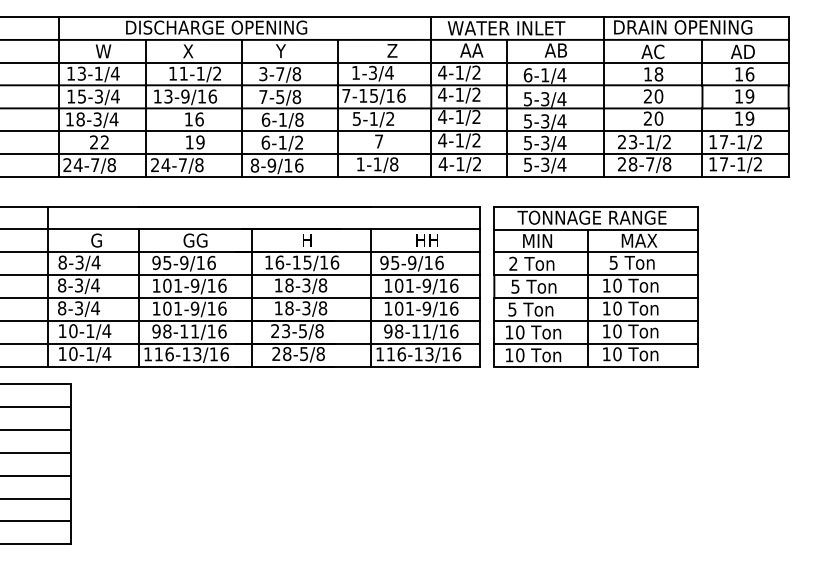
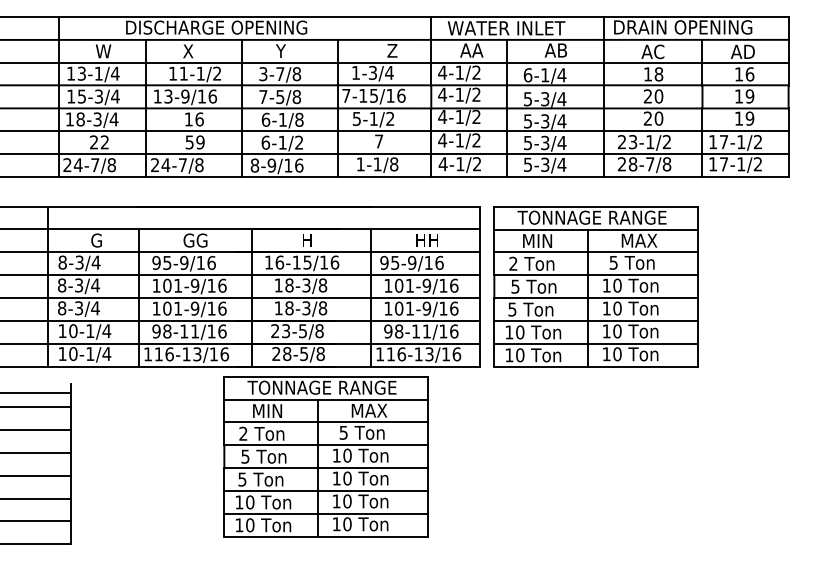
text: 19 -> 59 (189, 142)
line position: (35, 384) -> (35, 393) (35, 393)
part: none -> present (325, 456)
